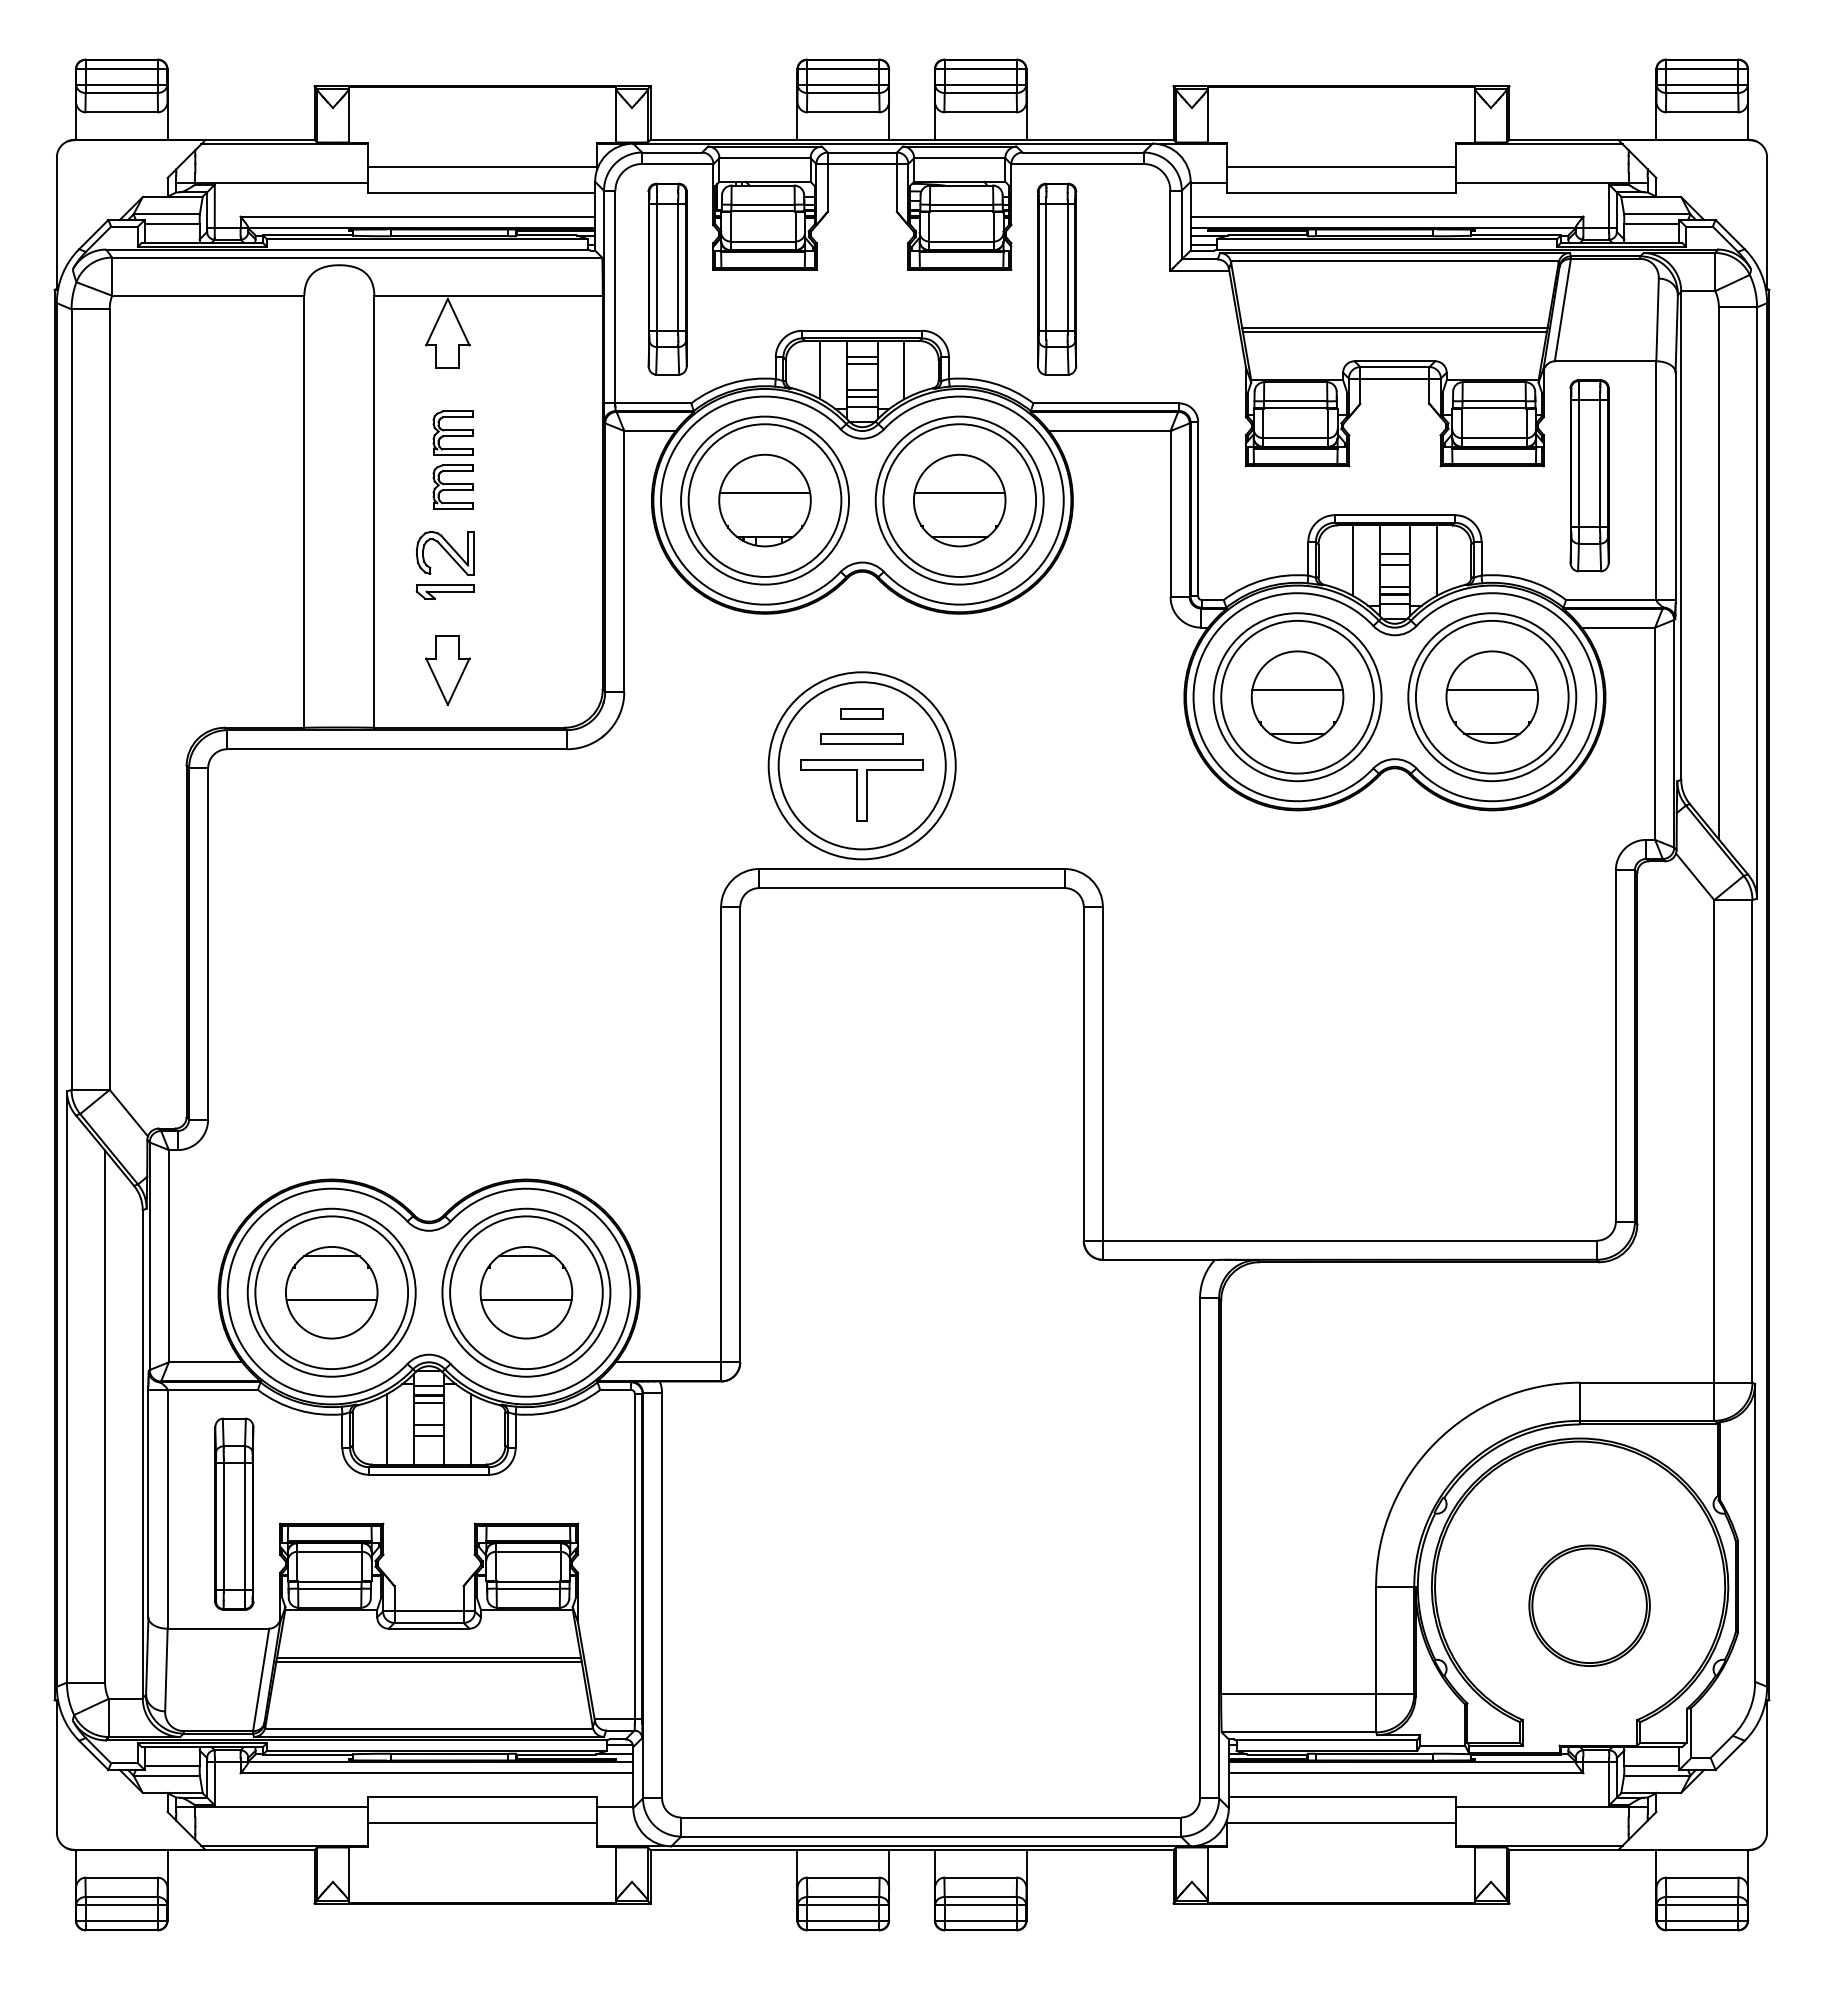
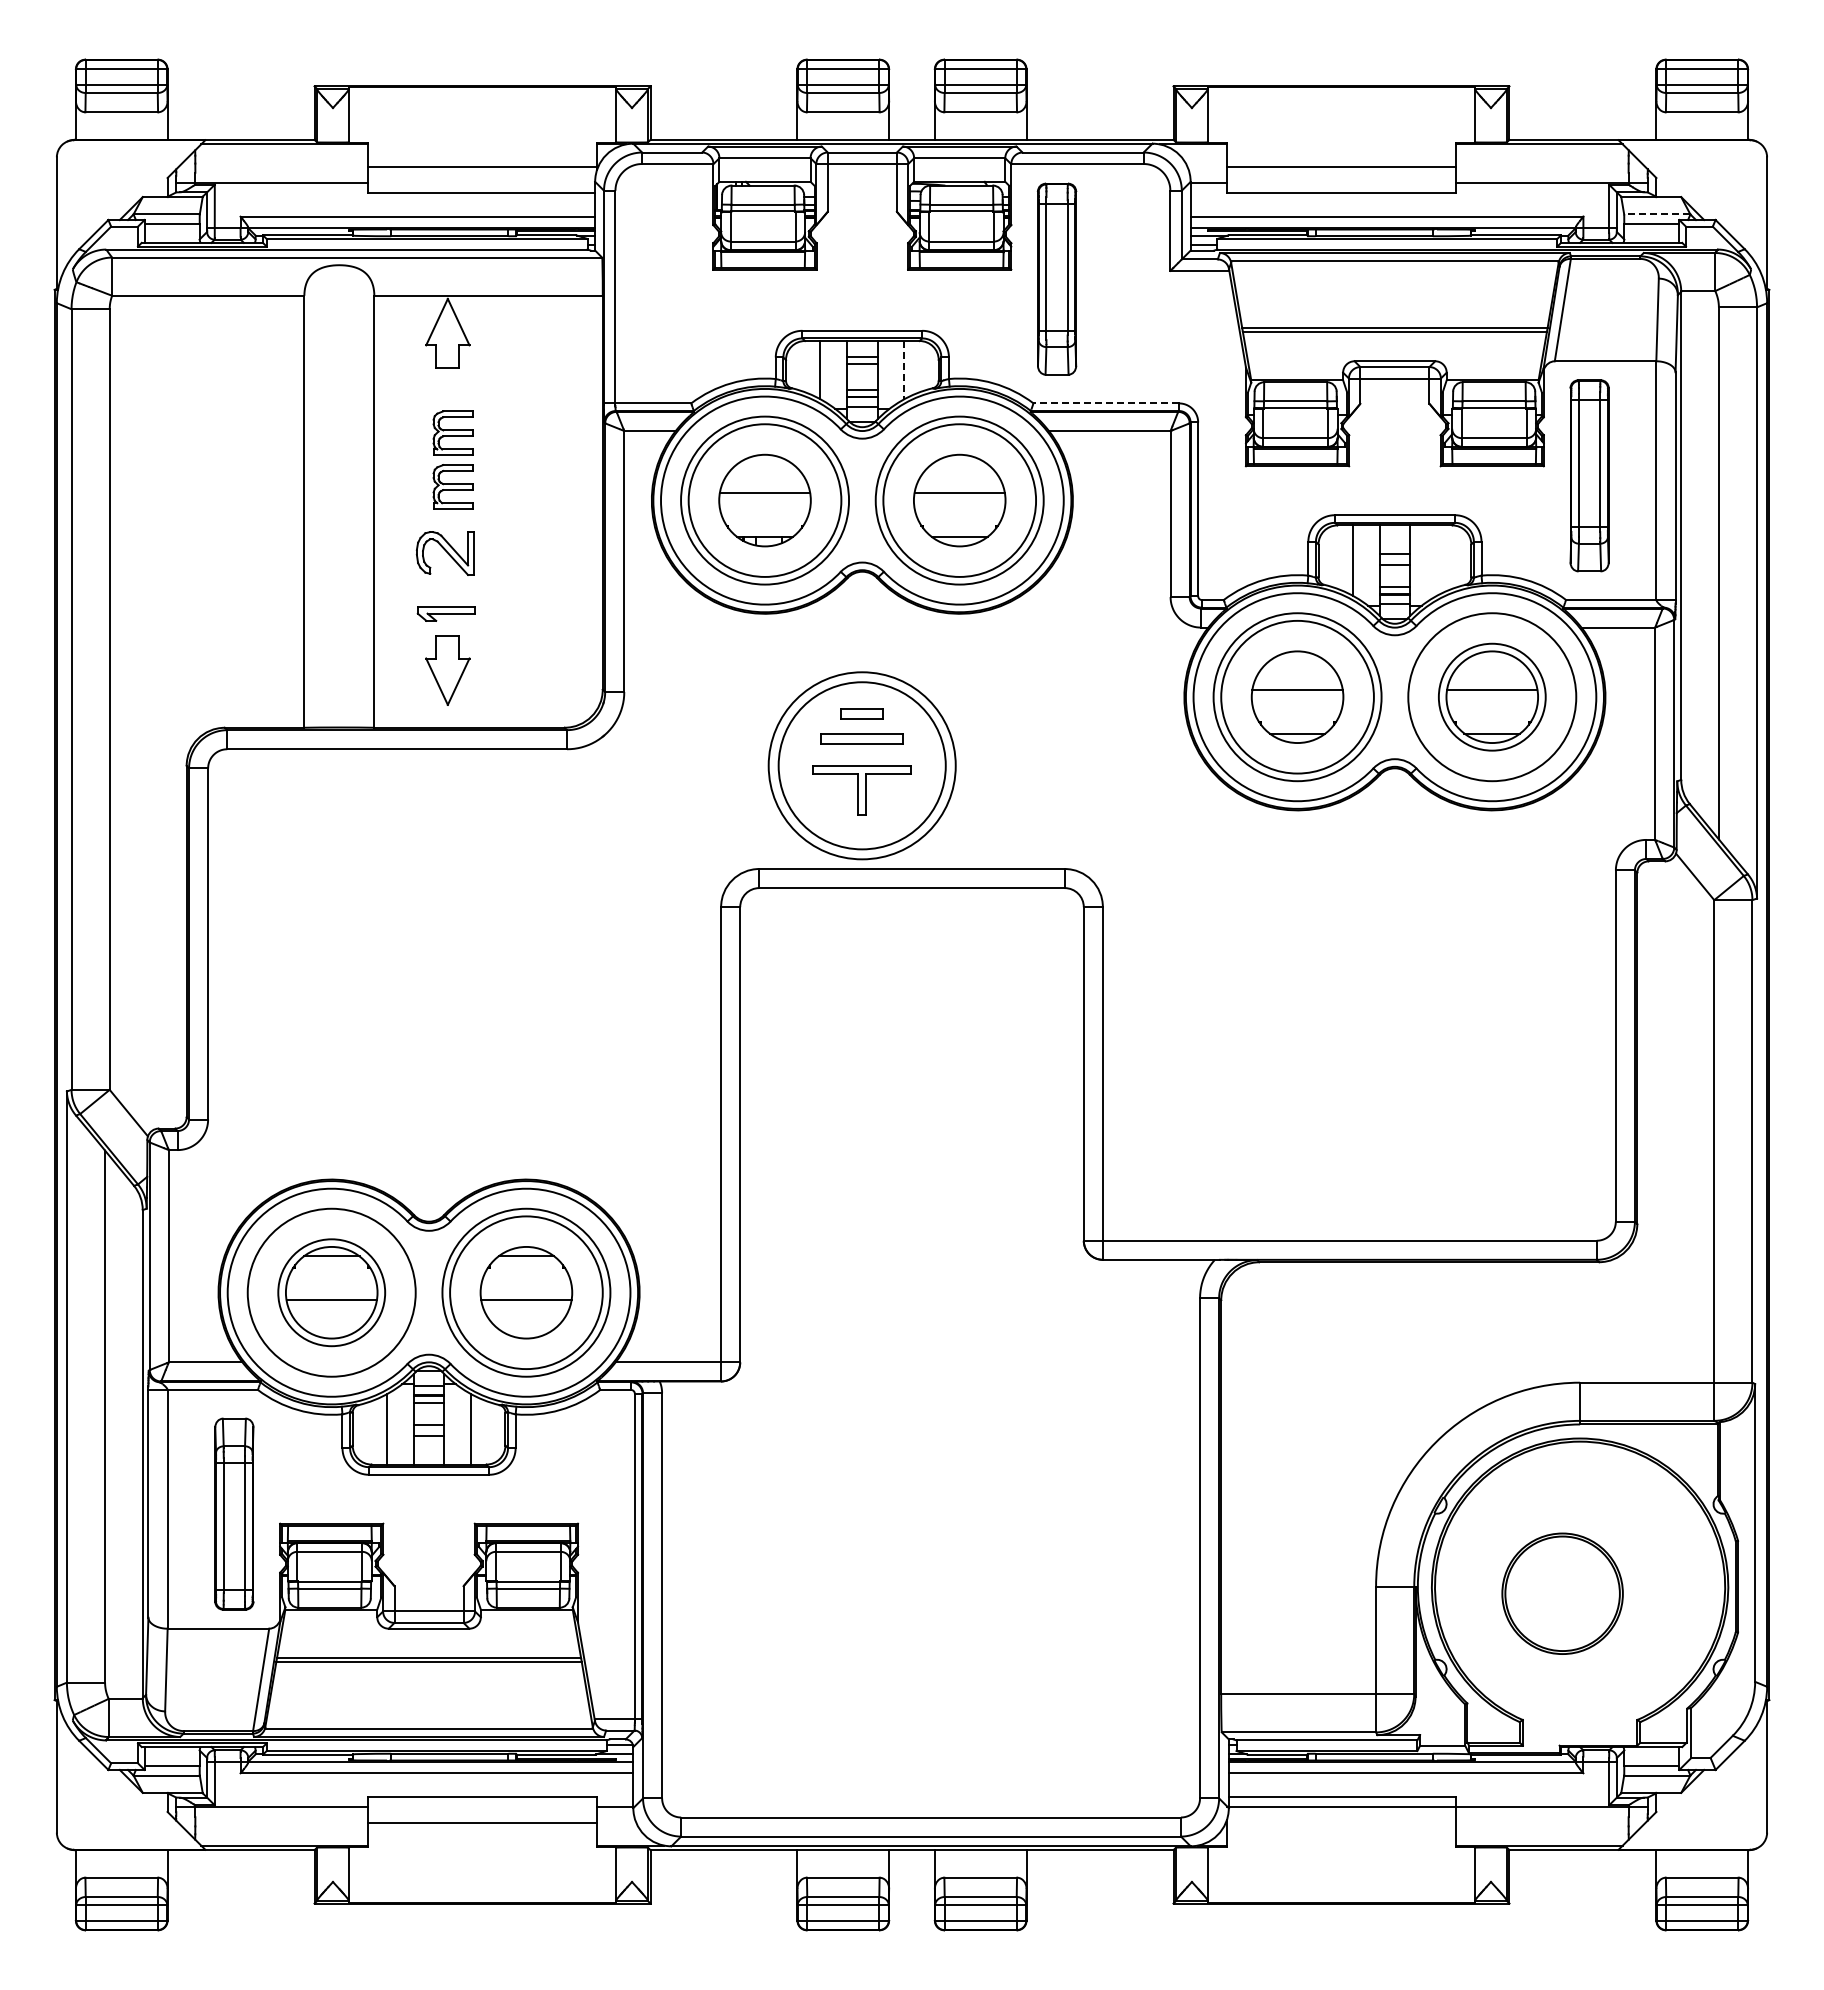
line: solid -> dashed (1656, 214)
part: present -> none (667, 278)
line: solid -> dashed (904, 370)
line: solid -> dashed (1106, 403)
line: present -> none (1436, 560)
part position: (444, 591) -> (445, 613) (445, 613)
circle diameter: 153 px -> 107 px (1491, 696)
part size: 124x63 px -> 100x51 px (861, 790)
circle diameter: 153 px -> 107 px (331, 1292)
part position: (1589, 1605) -> (1562, 1593) (1562, 1593)
line position: (1341, 1823) -> (1341, 1807) (1341, 1807)
